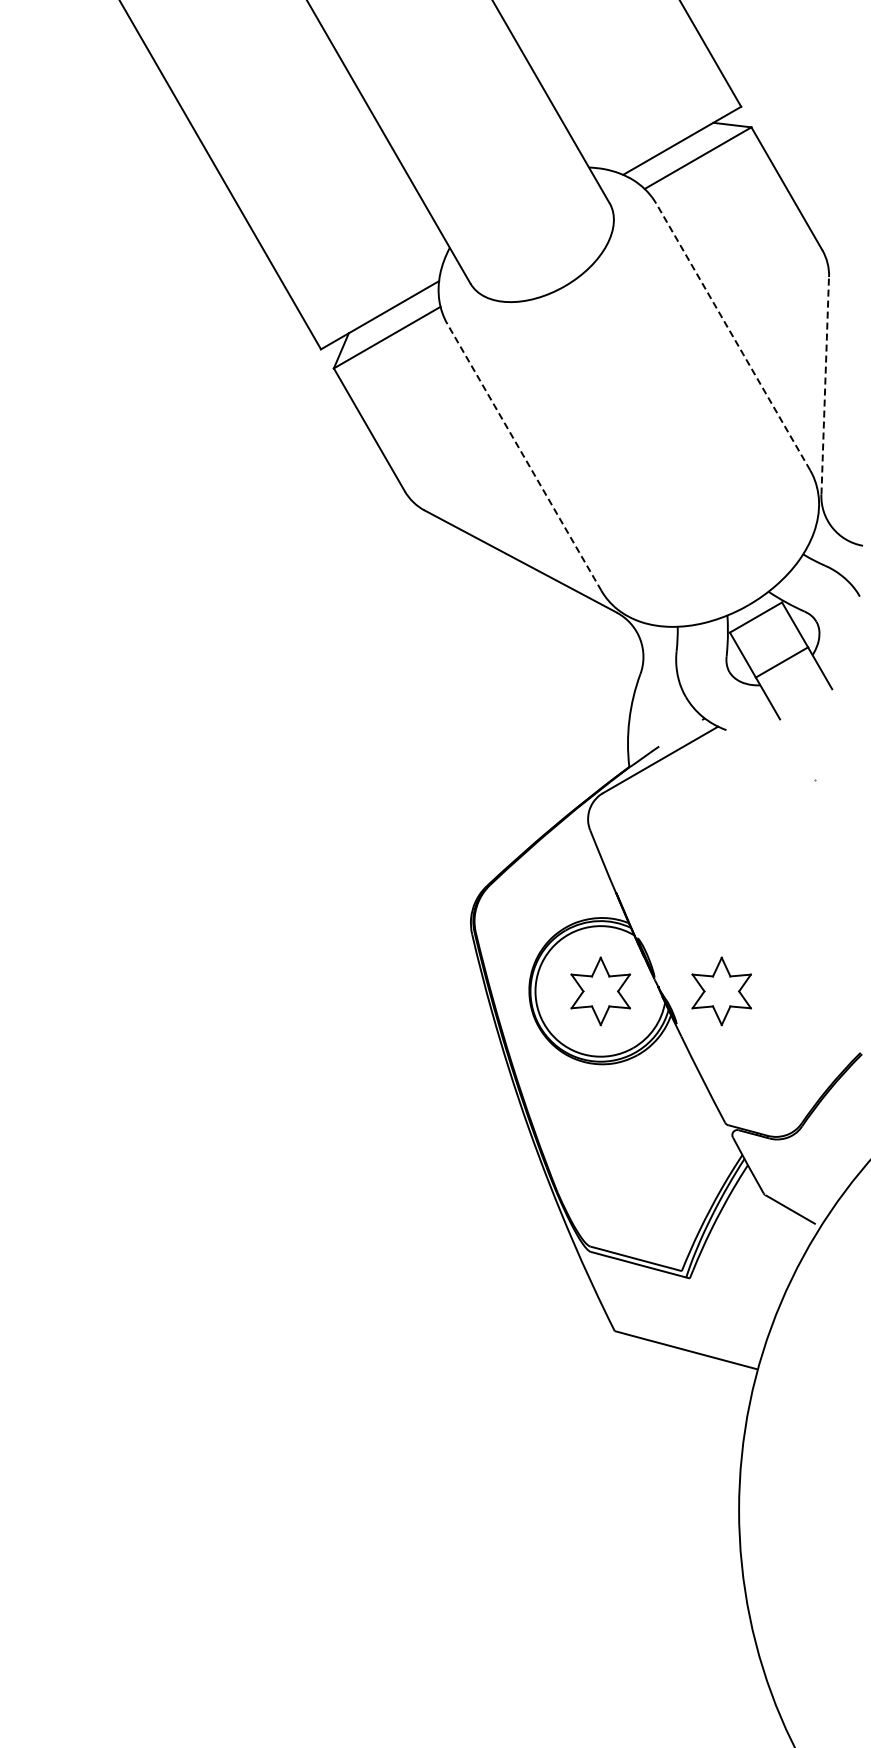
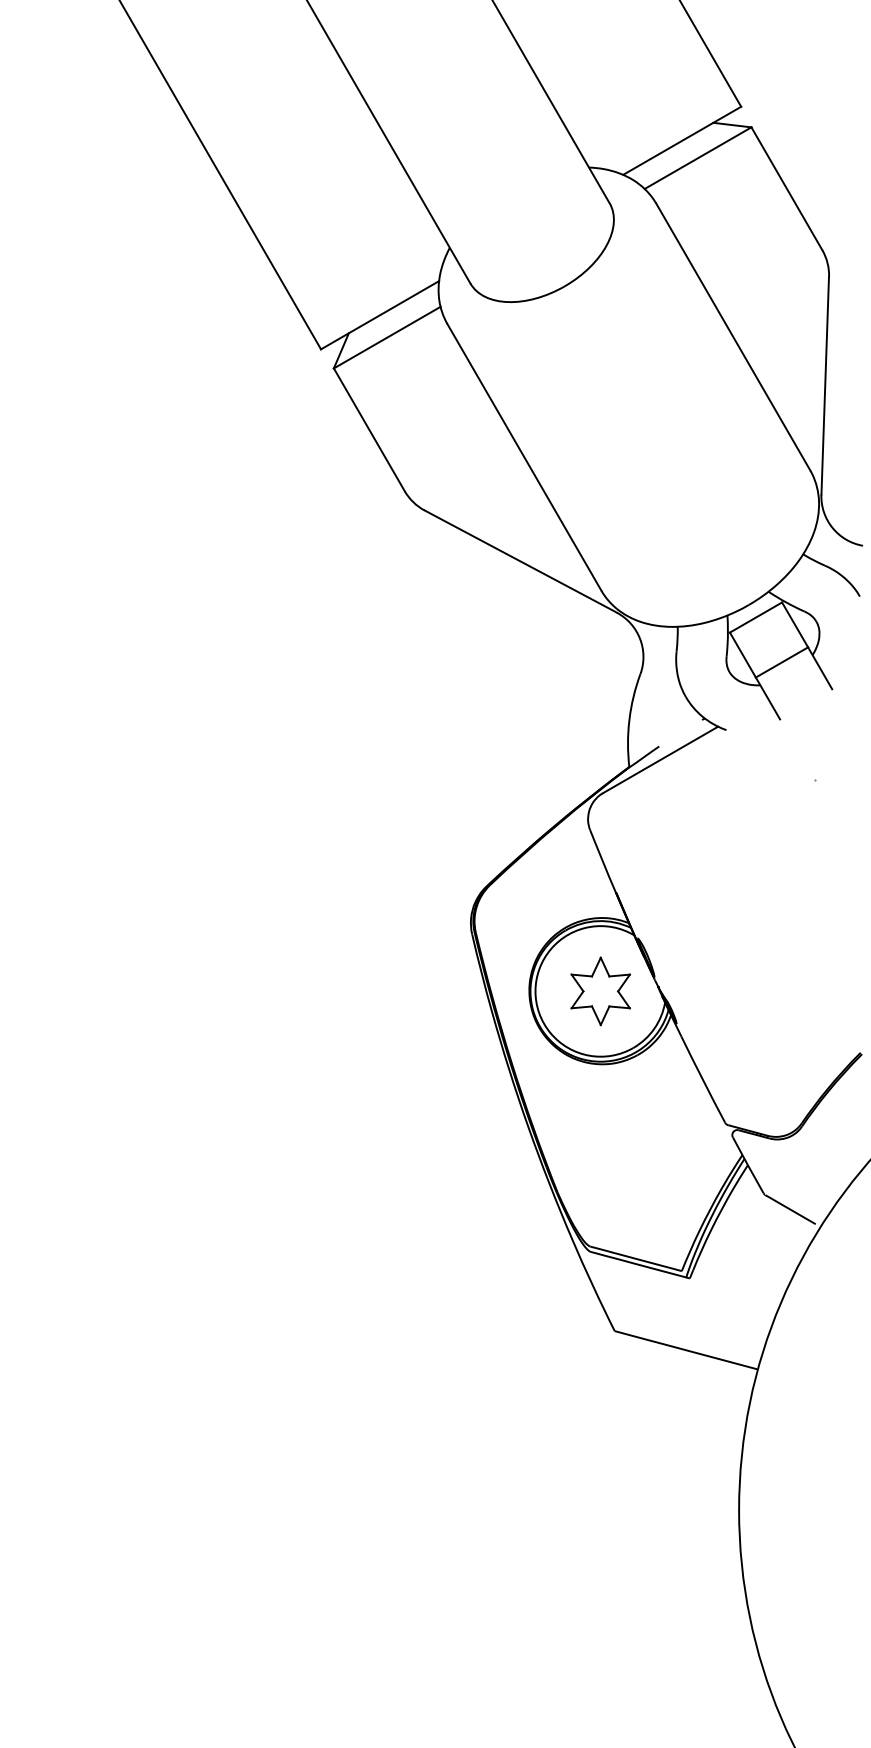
line: dashed -> solid (732, 336)
line: dashed -> solid (825, 385)
line: dashed -> solid (524, 457)
part: present -> none (721, 991)
